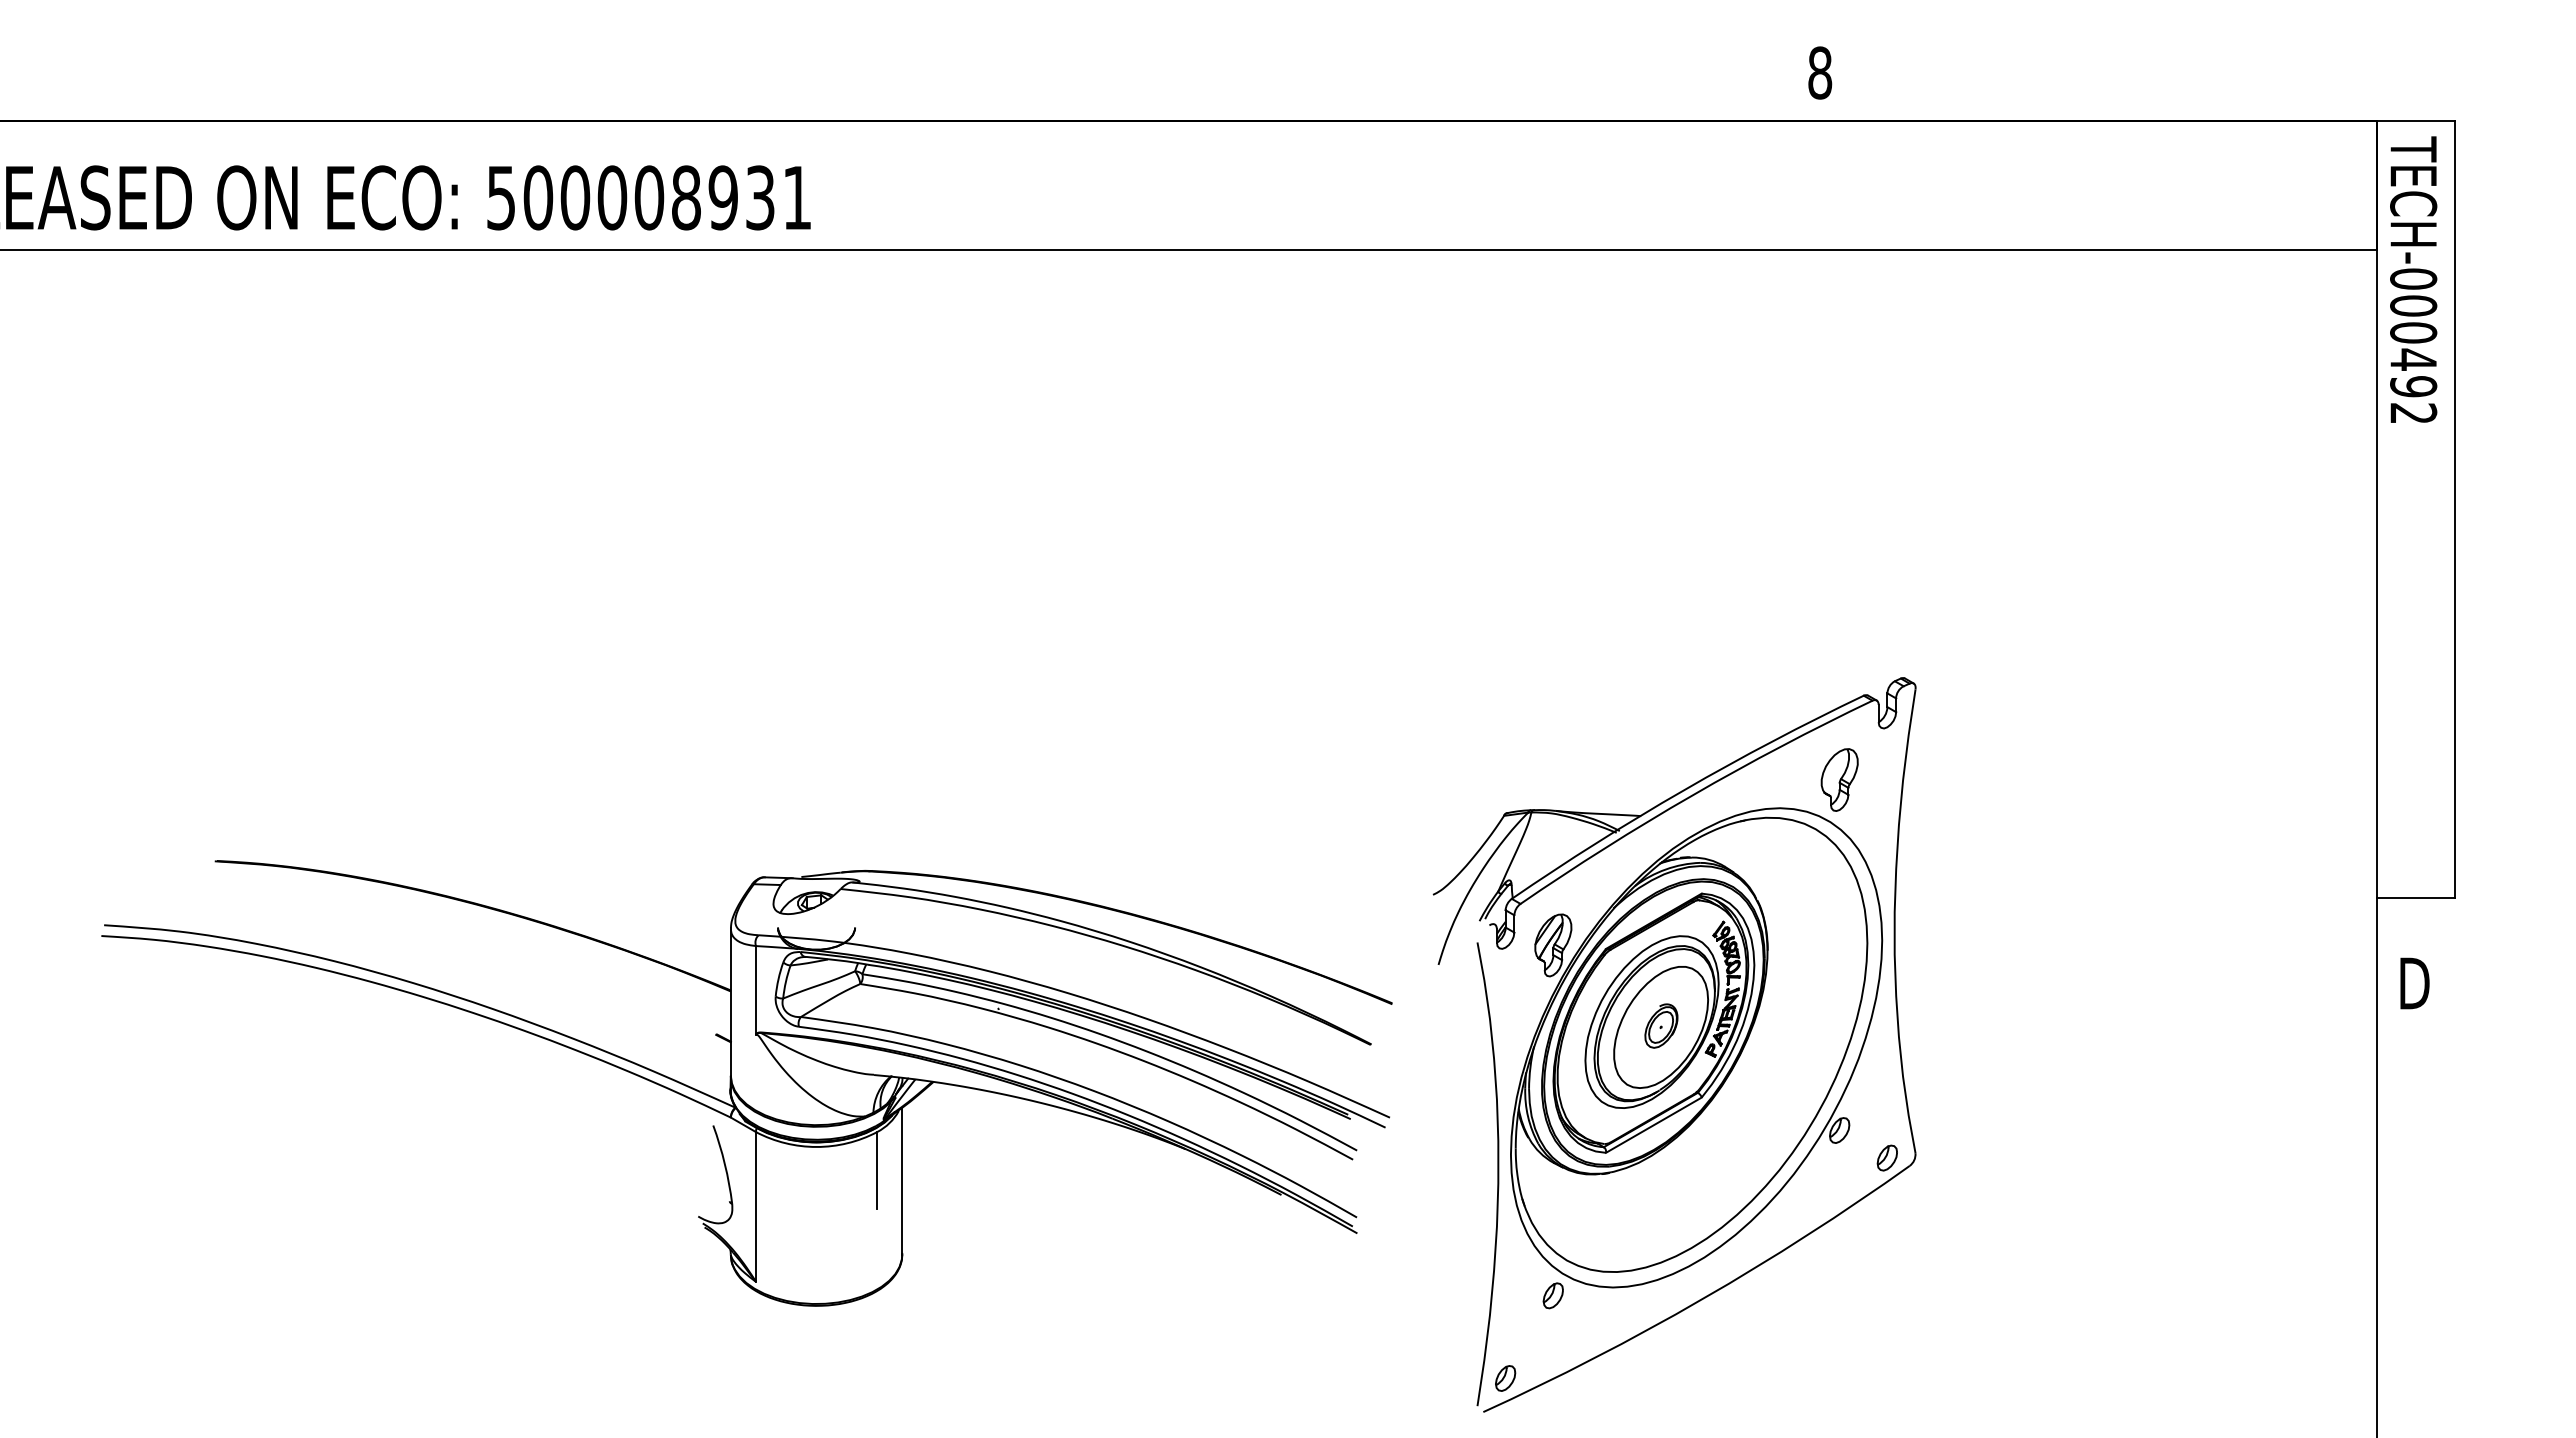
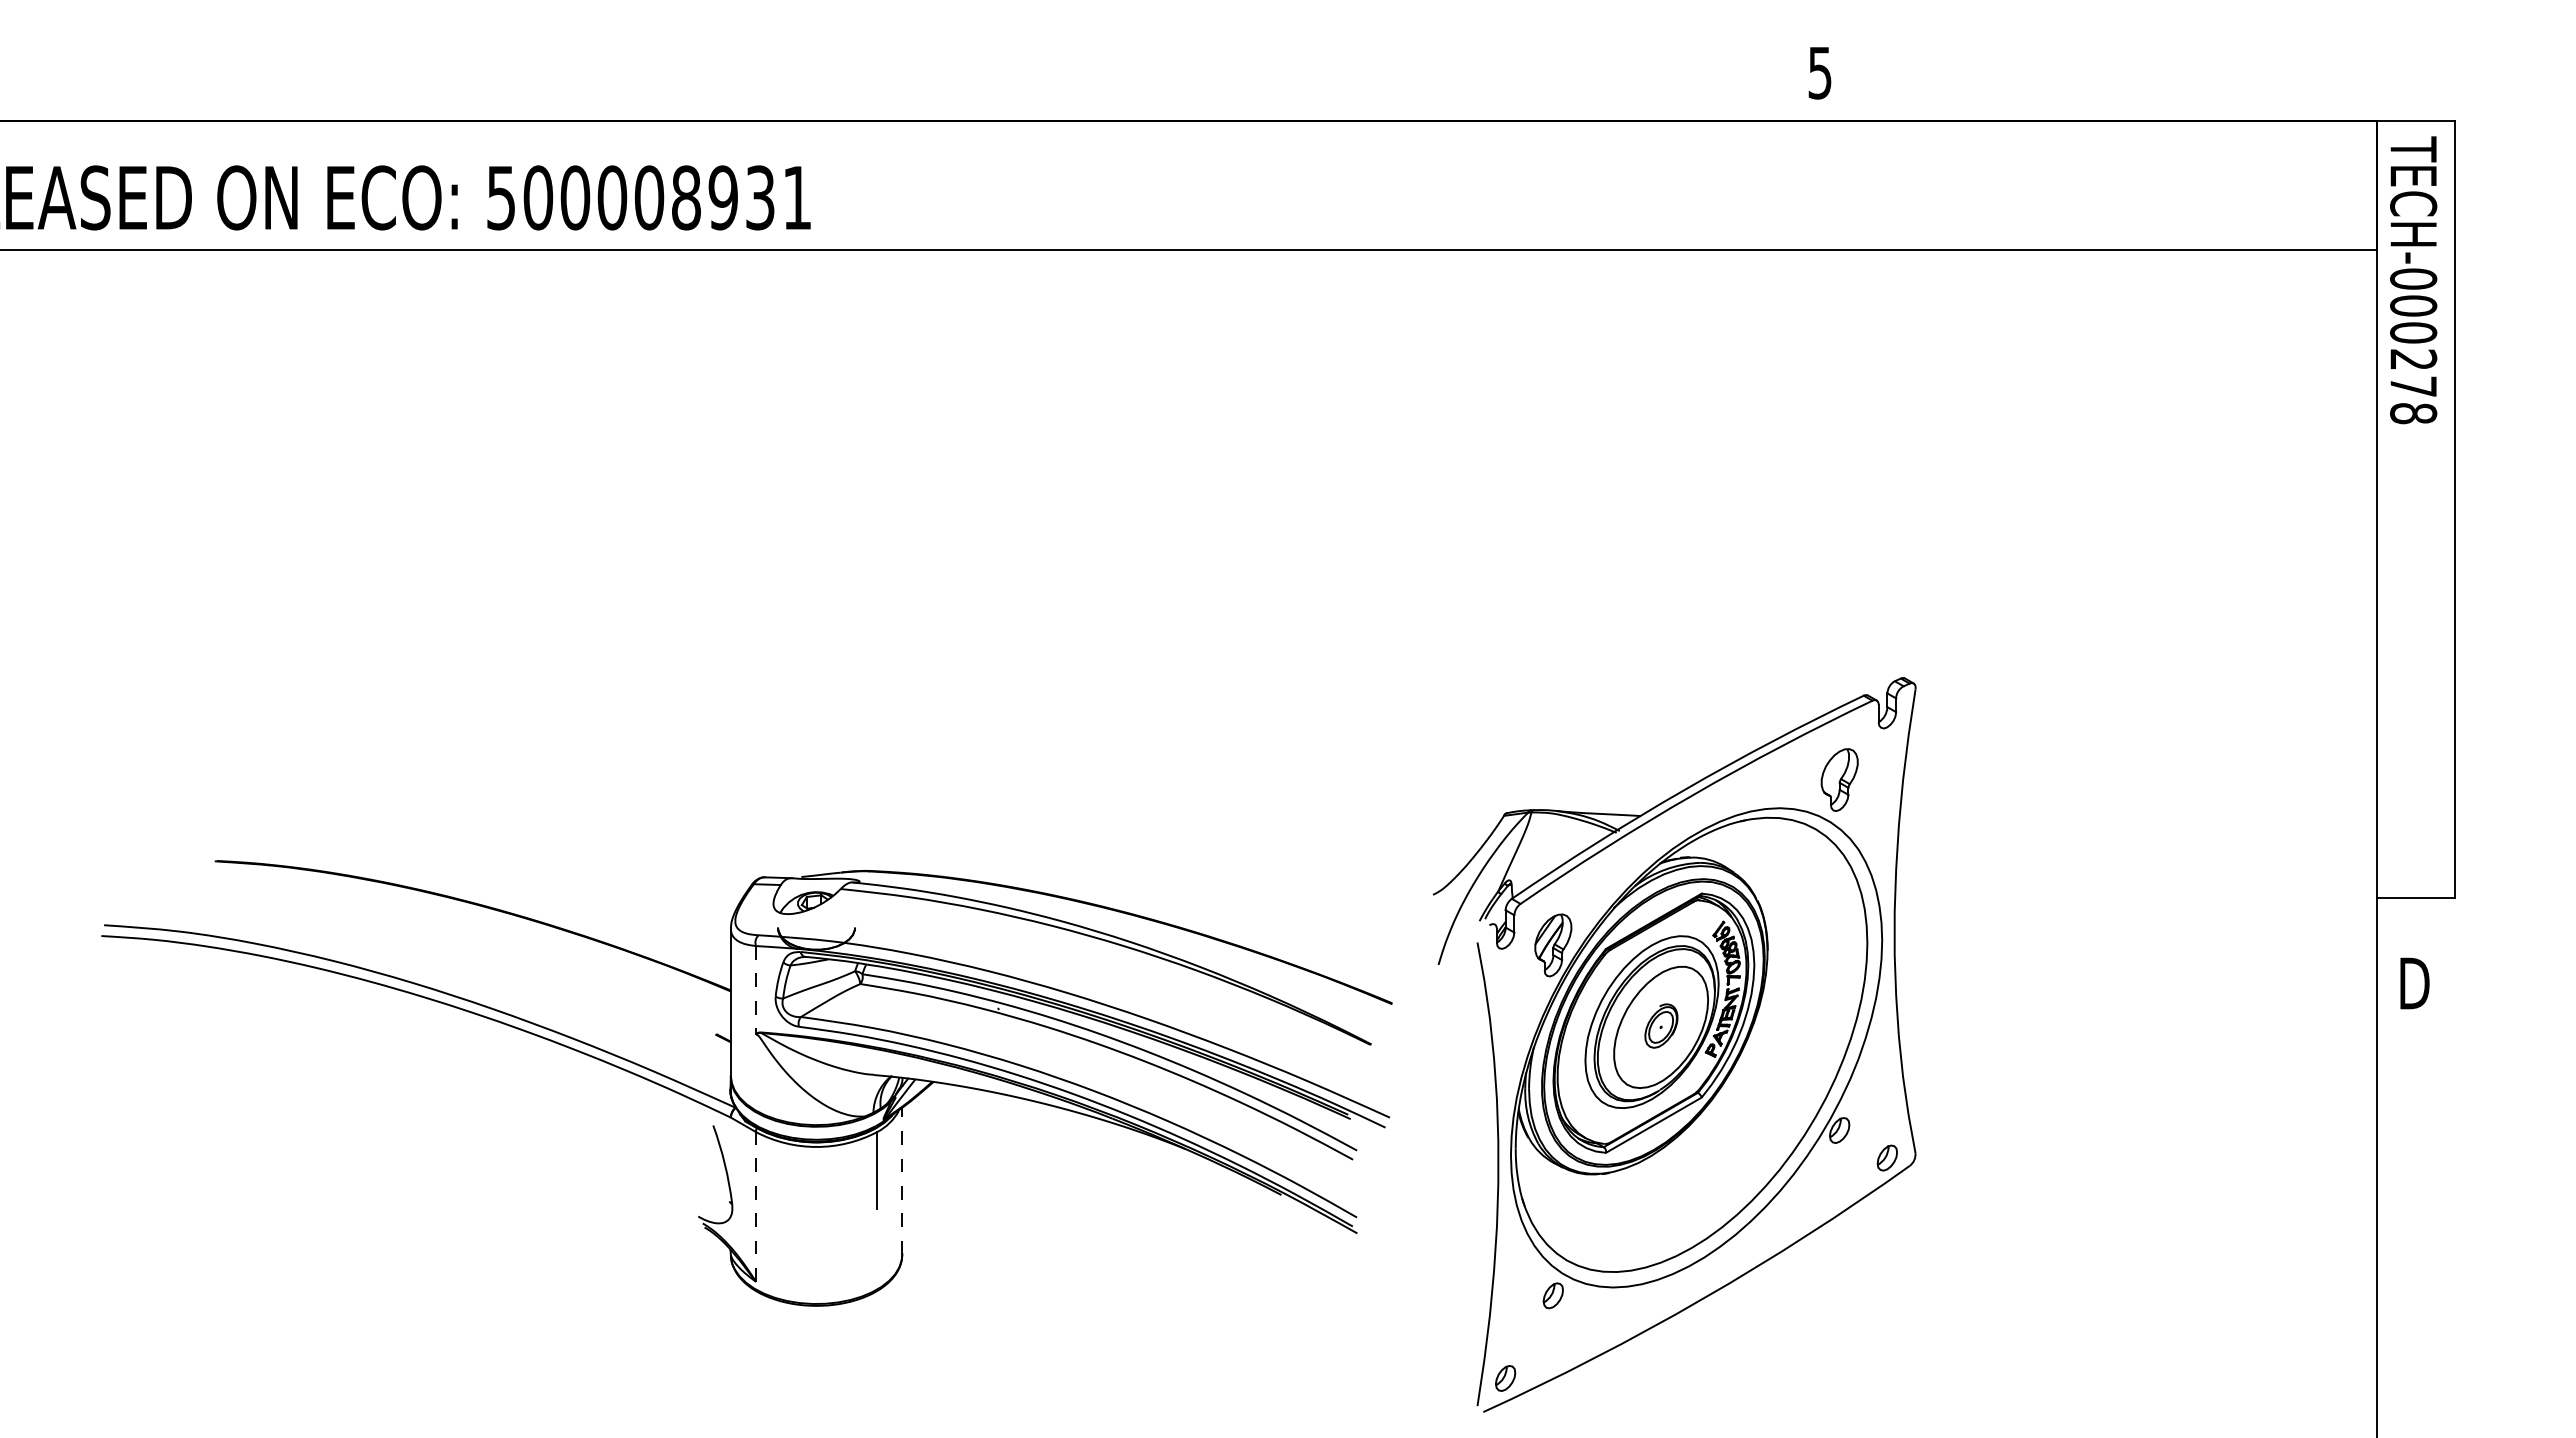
text: 8 -> 5 (1820, 72)
text: TECH-000492 -> TECH-000278 (2413, 386)
line: solid -> dashed (755, 990)
line: solid -> dashed (902, 1180)
line: solid -> dashed (755, 1206)
